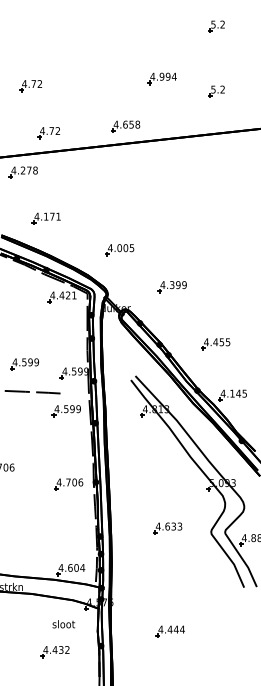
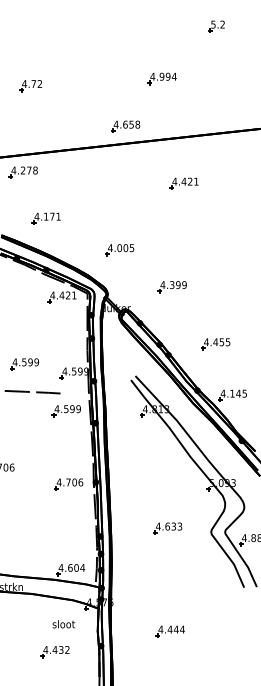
part: present -> none (216, 91)
part: present -> none (48, 133)
part: none -> present (183, 183)
